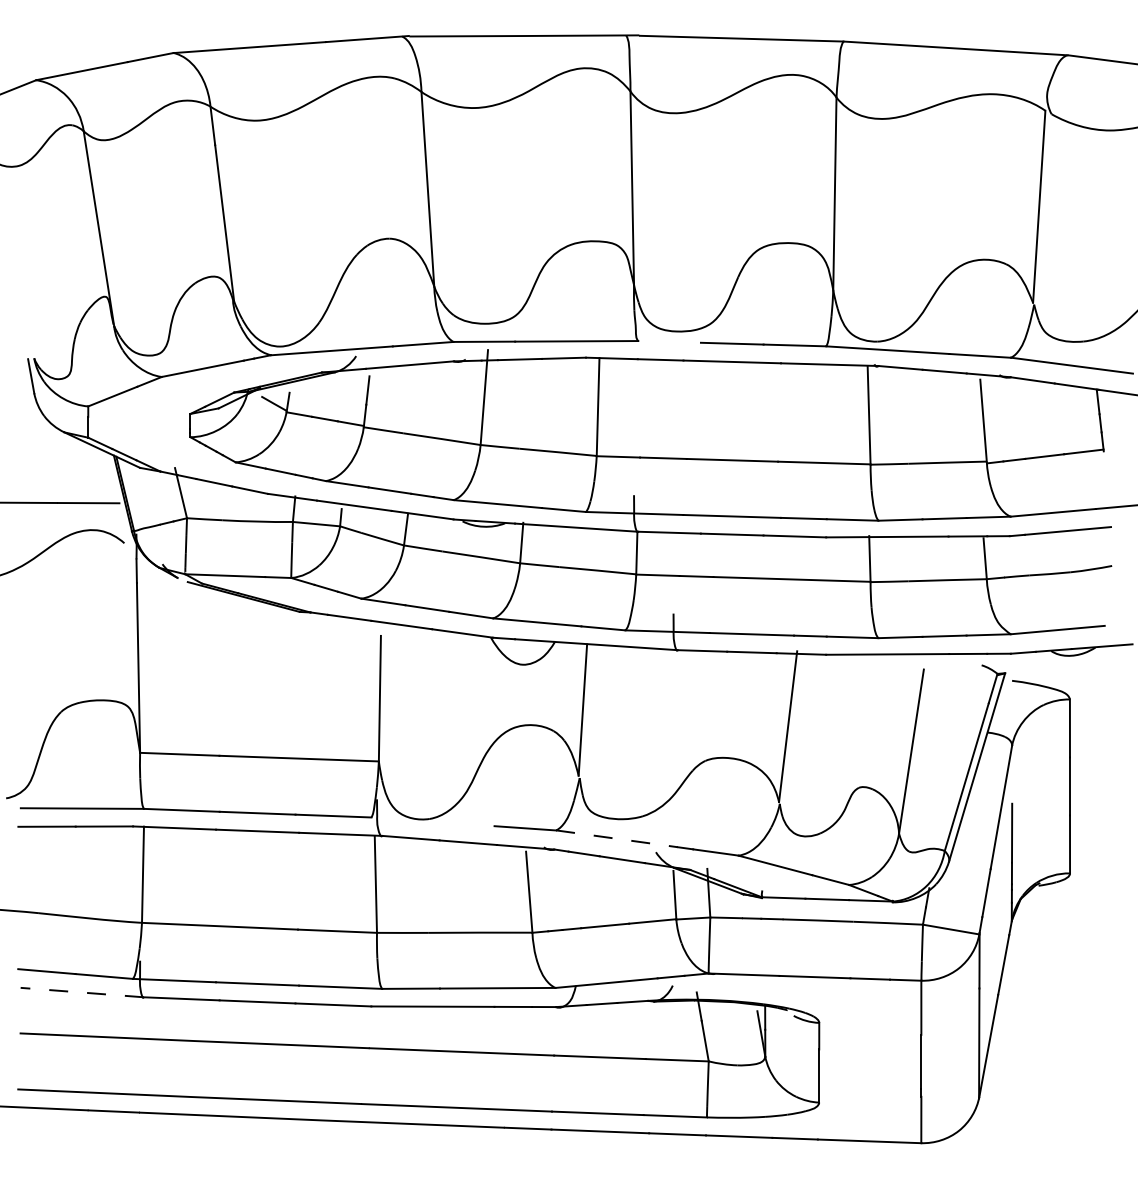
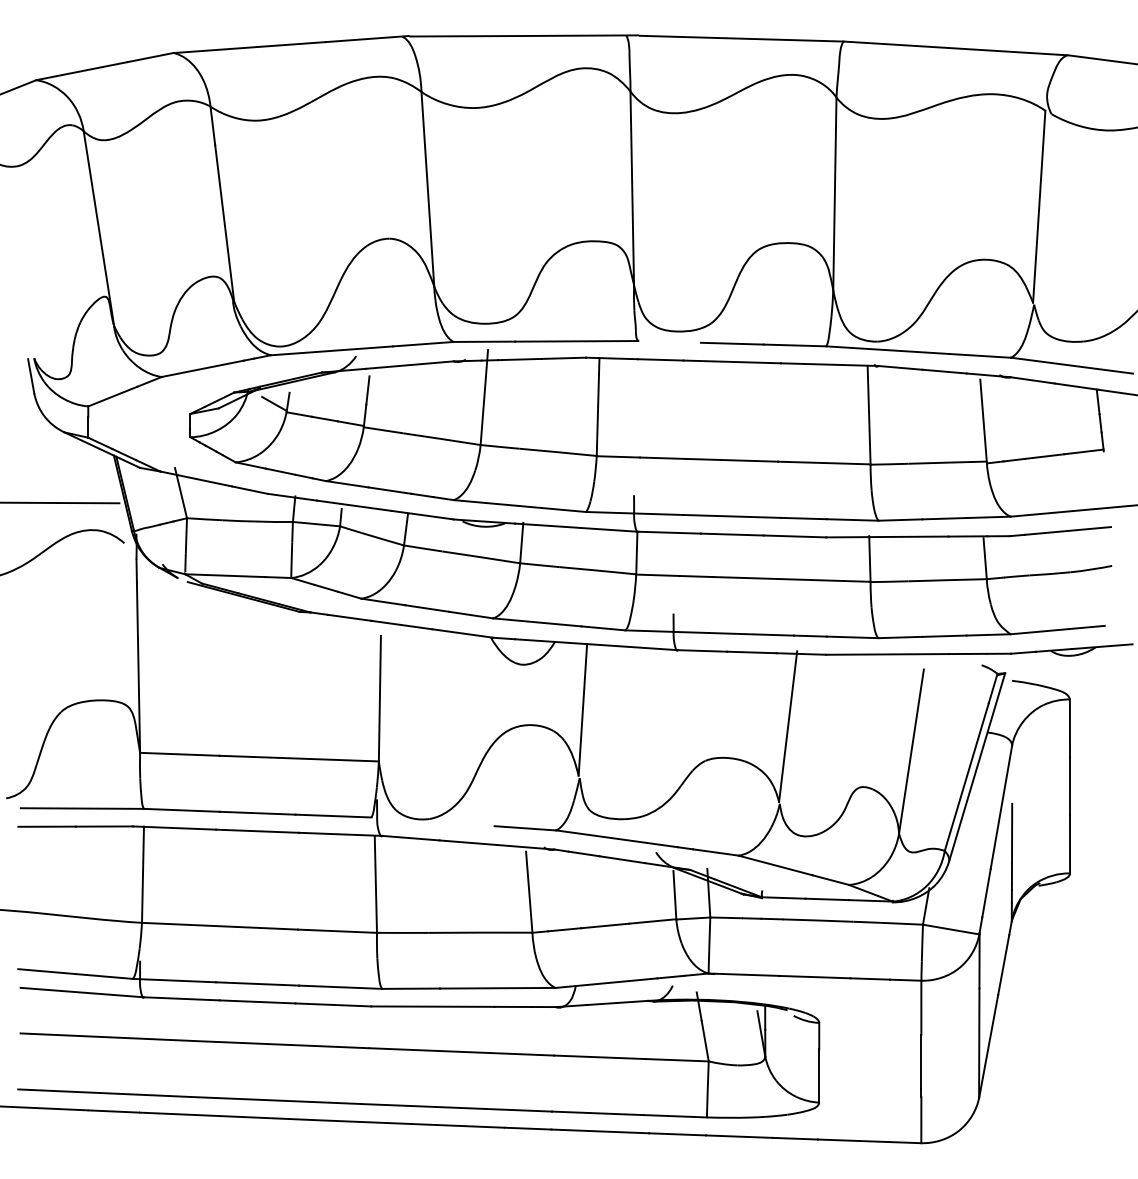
line: dashed -> solid (617, 838)
line: dashed -> solid (82, 992)
